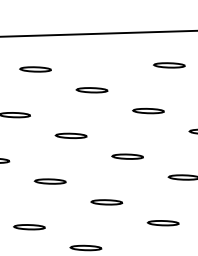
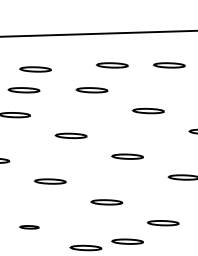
part: none -> present (112, 65)
part: none -> present (23, 90)
part size: 33x7 px -> 21x5 px (29, 227)
part: none -> present (127, 241)
